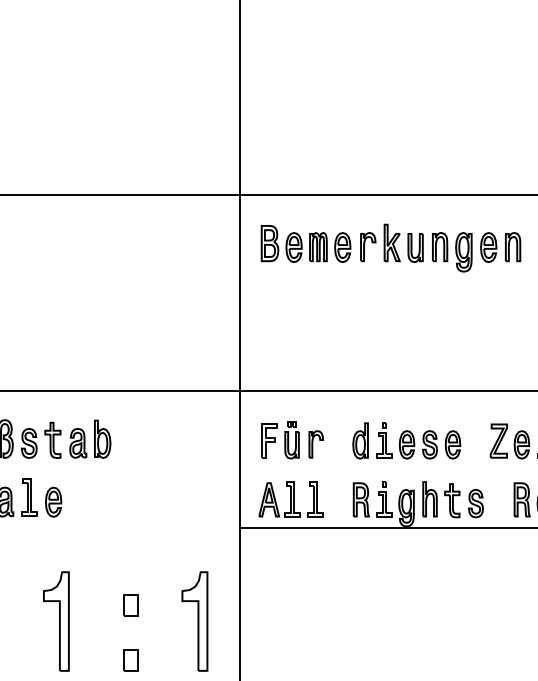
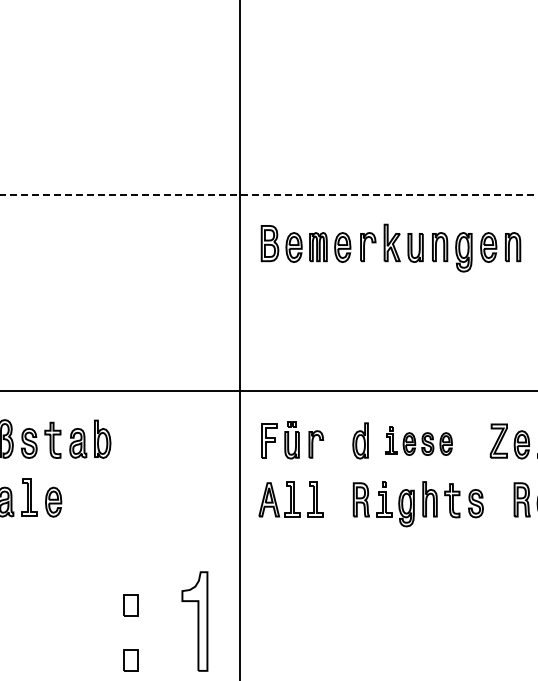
line: solid -> dashed (269, 194)
part size: 86x38 px -> 68x30 px (418, 440)
line: present -> none (386, 527)
part: present -> none (56, 621)
